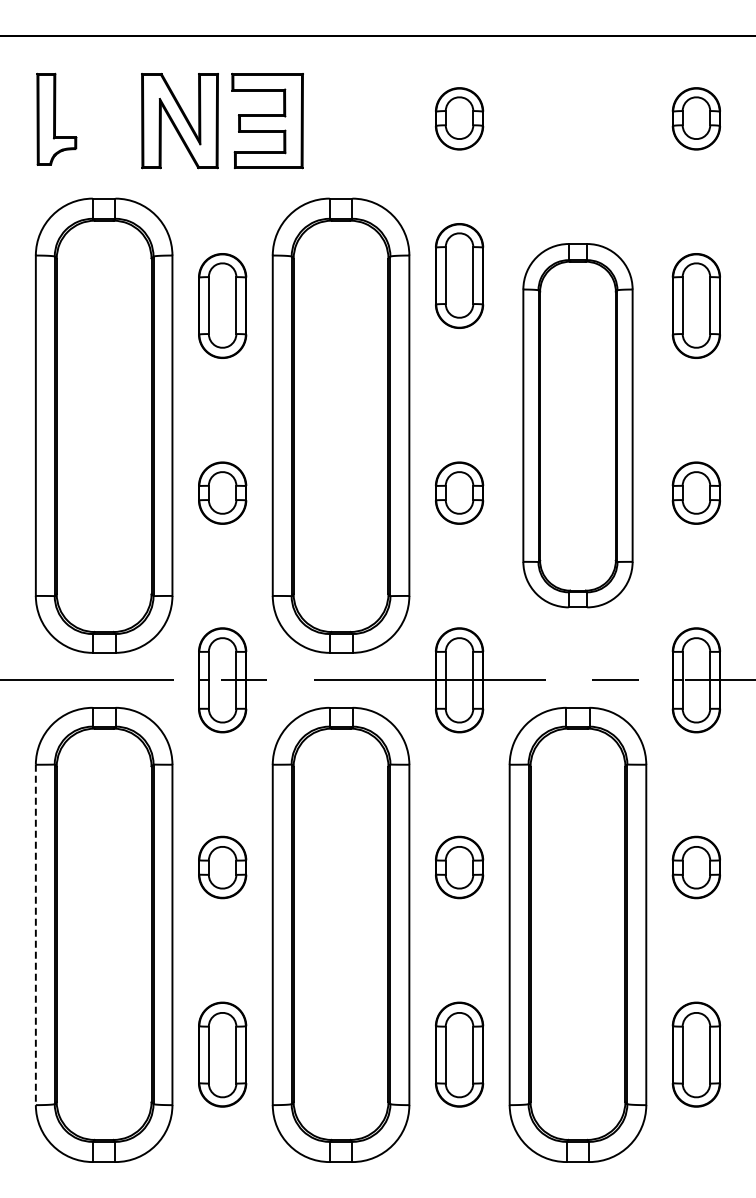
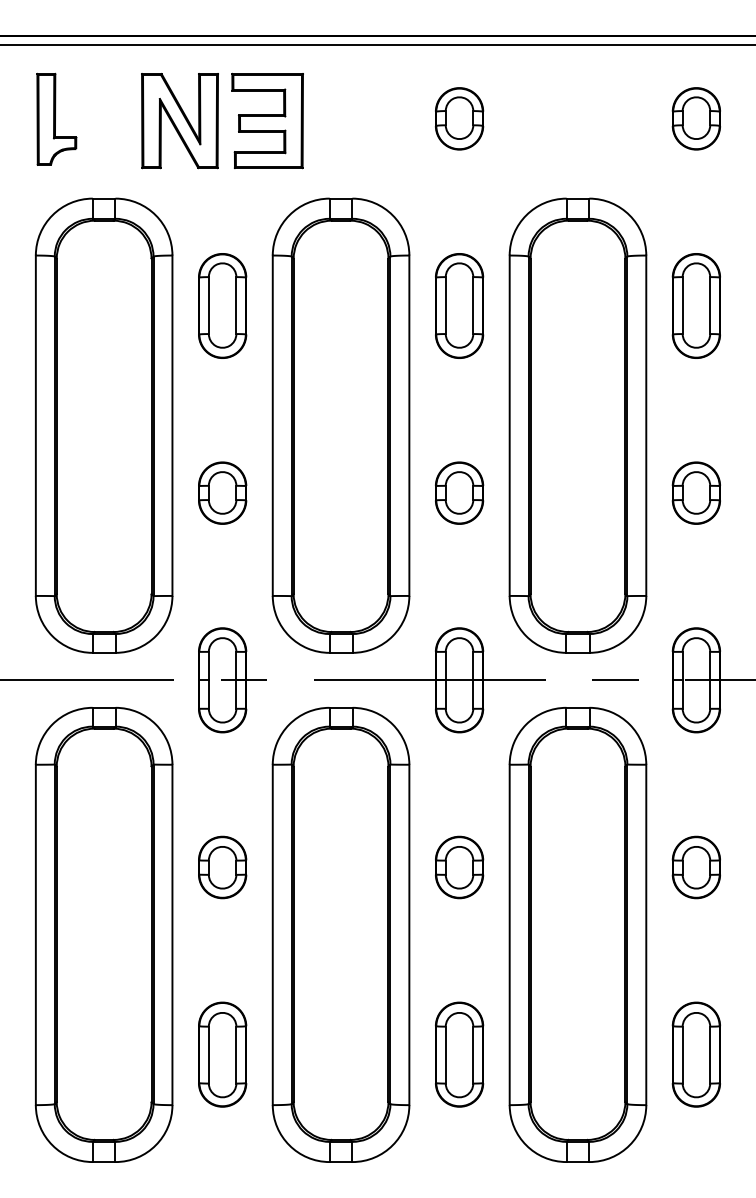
line: none -> present (377, 44)
part position: (459, 275) -> (459, 305) (459, 305)
part size: 112x366 px -> 140x457 px (577, 425)
line: dashed -> solid (35, 935)
